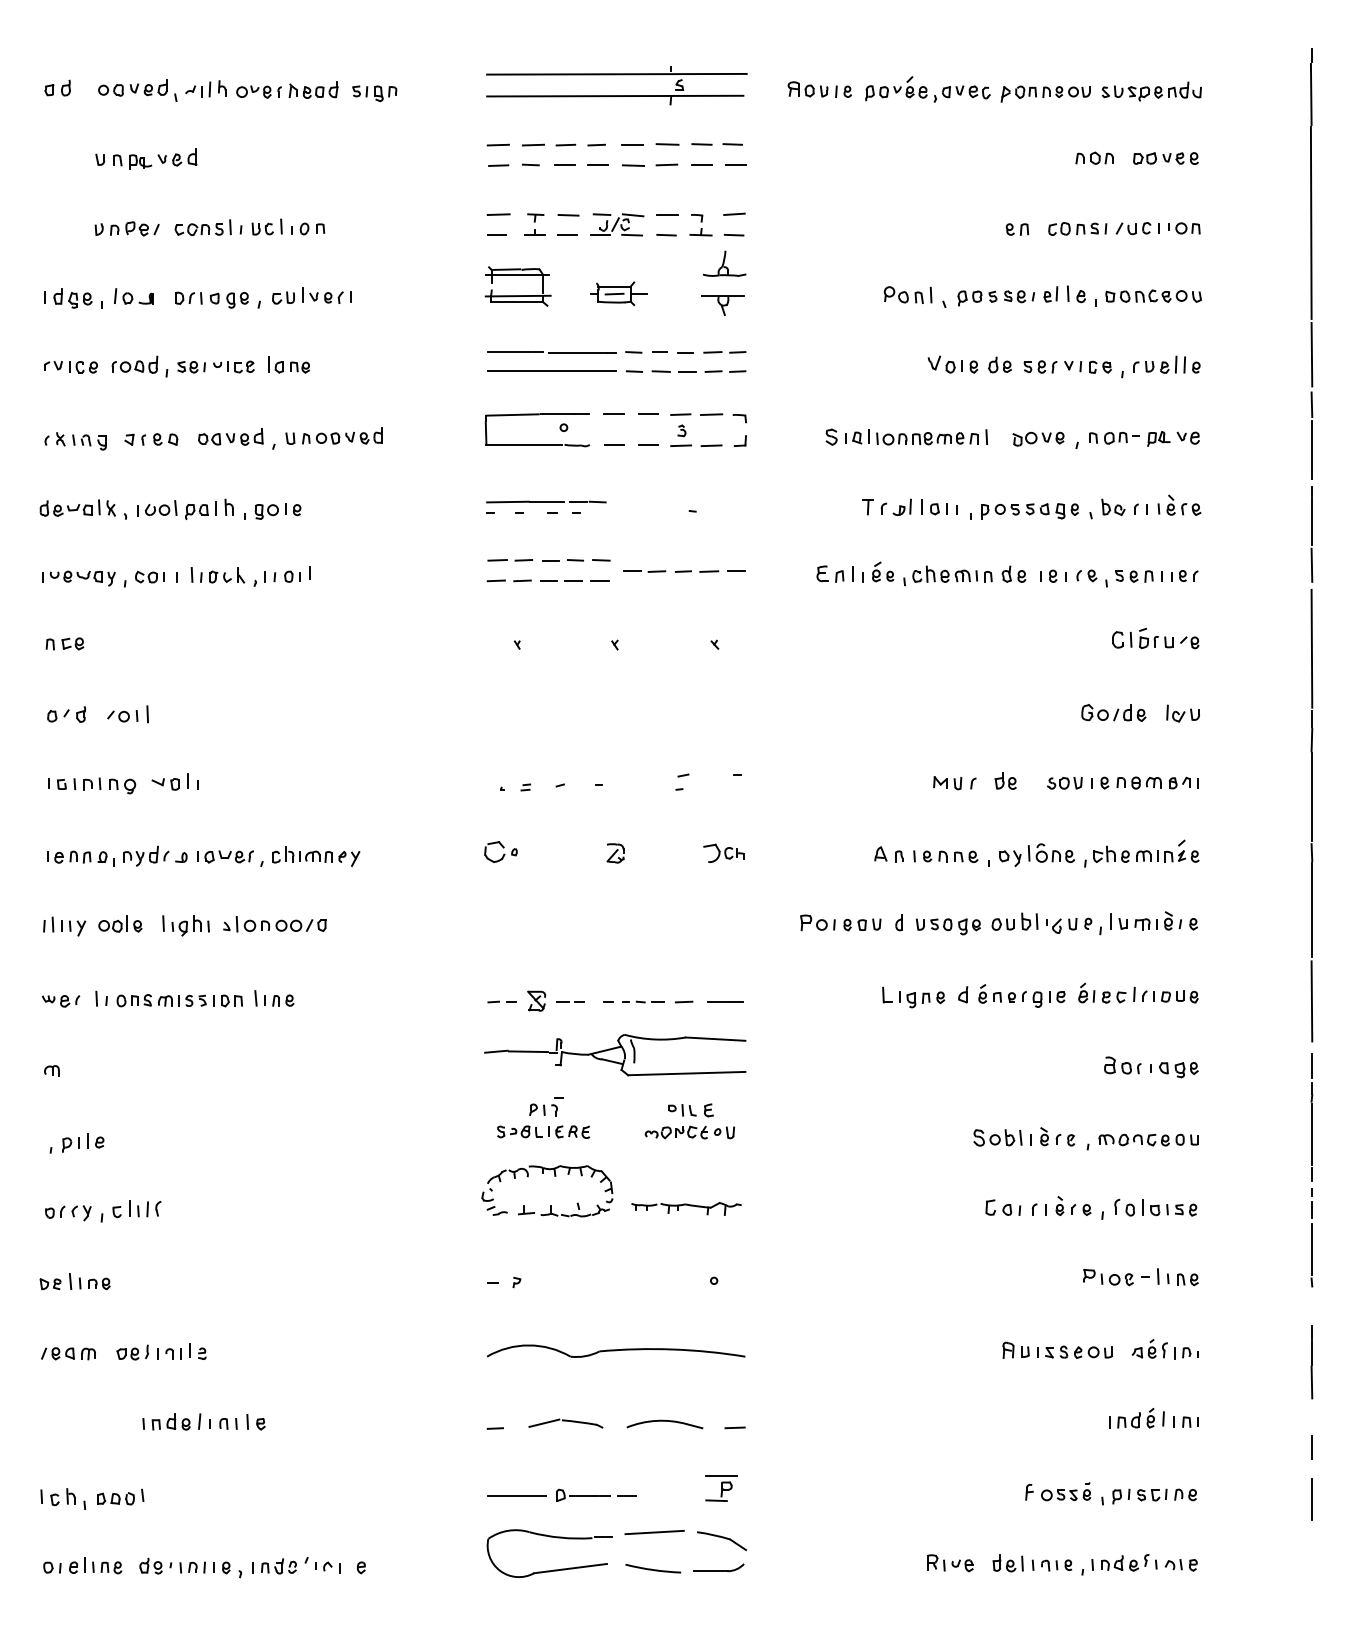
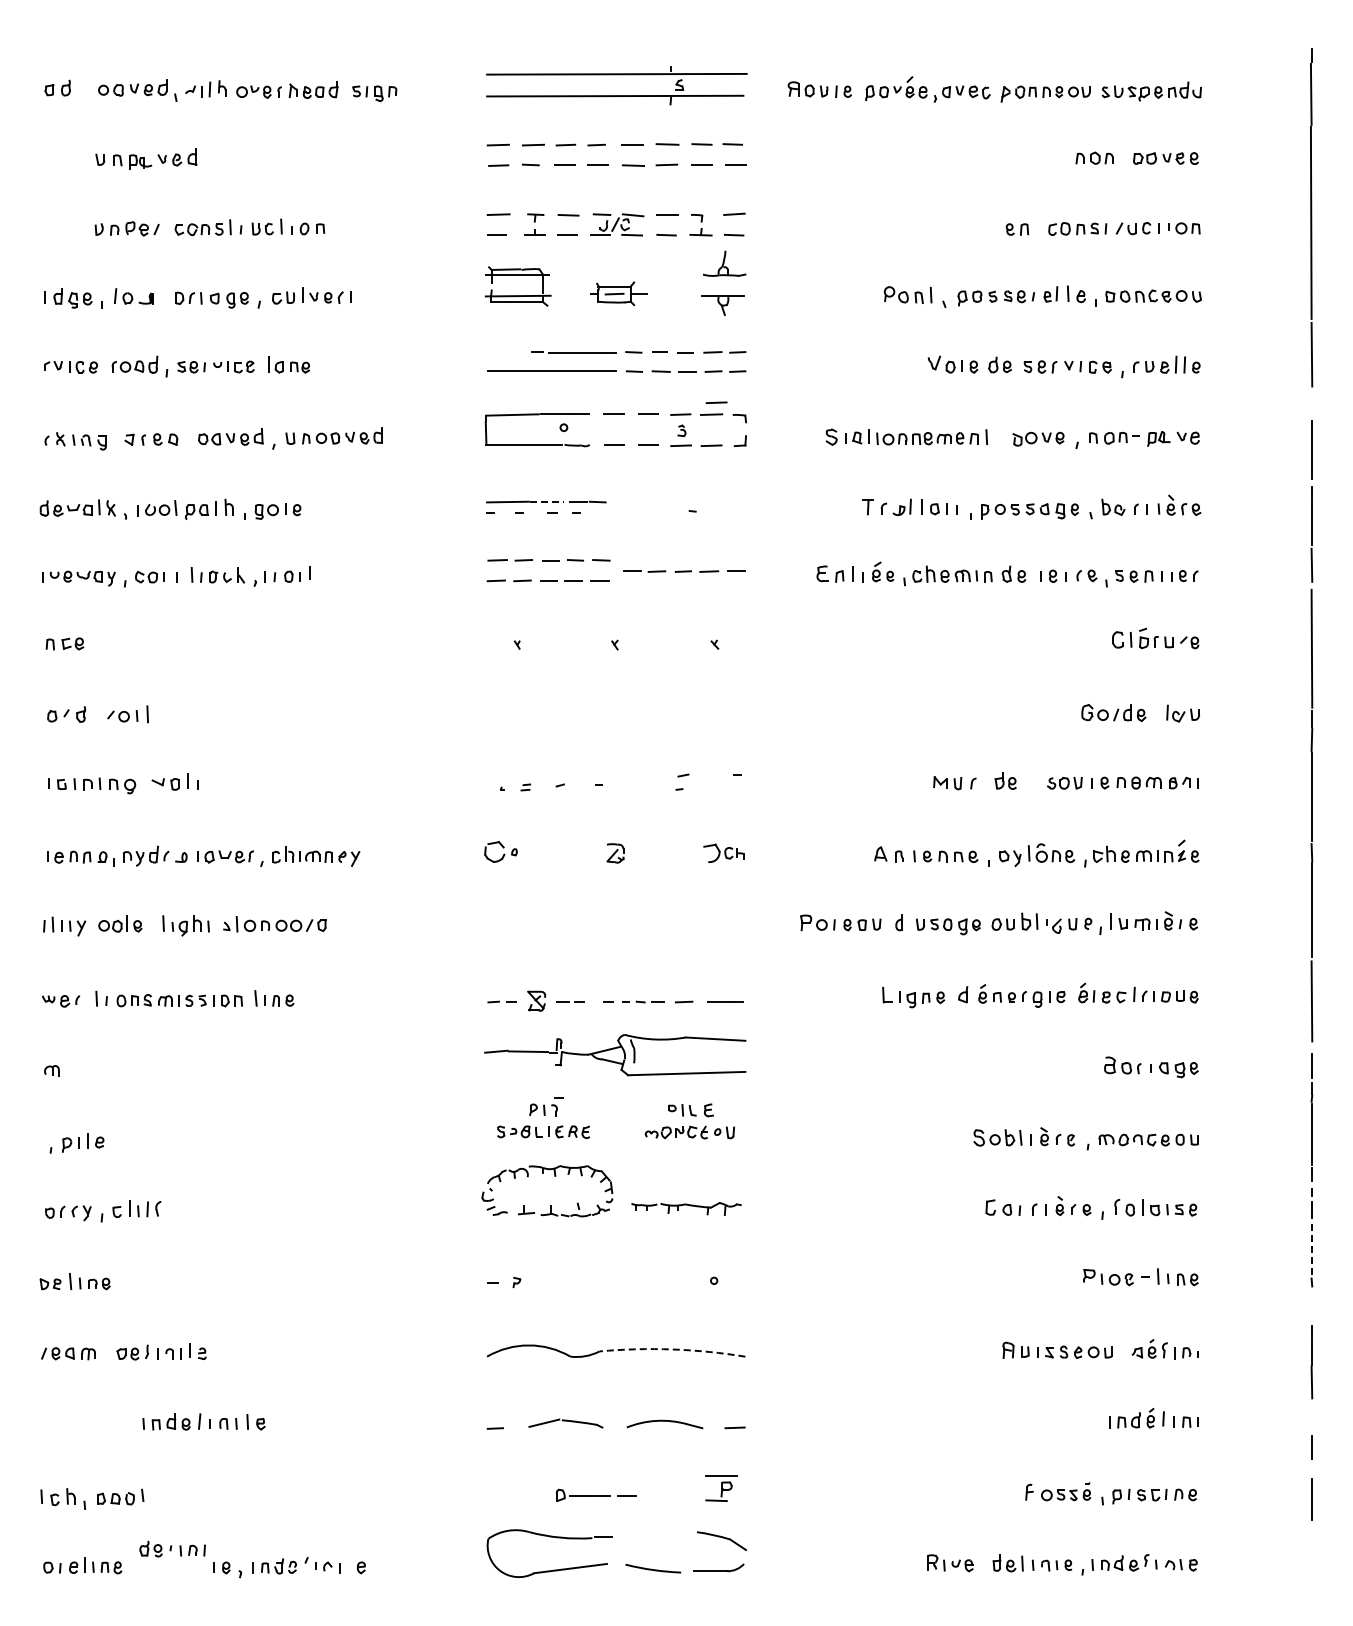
line: present -> none (509, 352)
line: none -> present (716, 402)
line: present -> none (1311, 404)
line: solid -> dashed (547, 501)
line: solid -> dashed (1312, 1249)
arc: solid -> dashed (672, 1349)
line: present -> none (516, 1496)
line: present -> none (654, 1532)
part position: (172, 1565) -> (172, 1548) (172, 1548)
